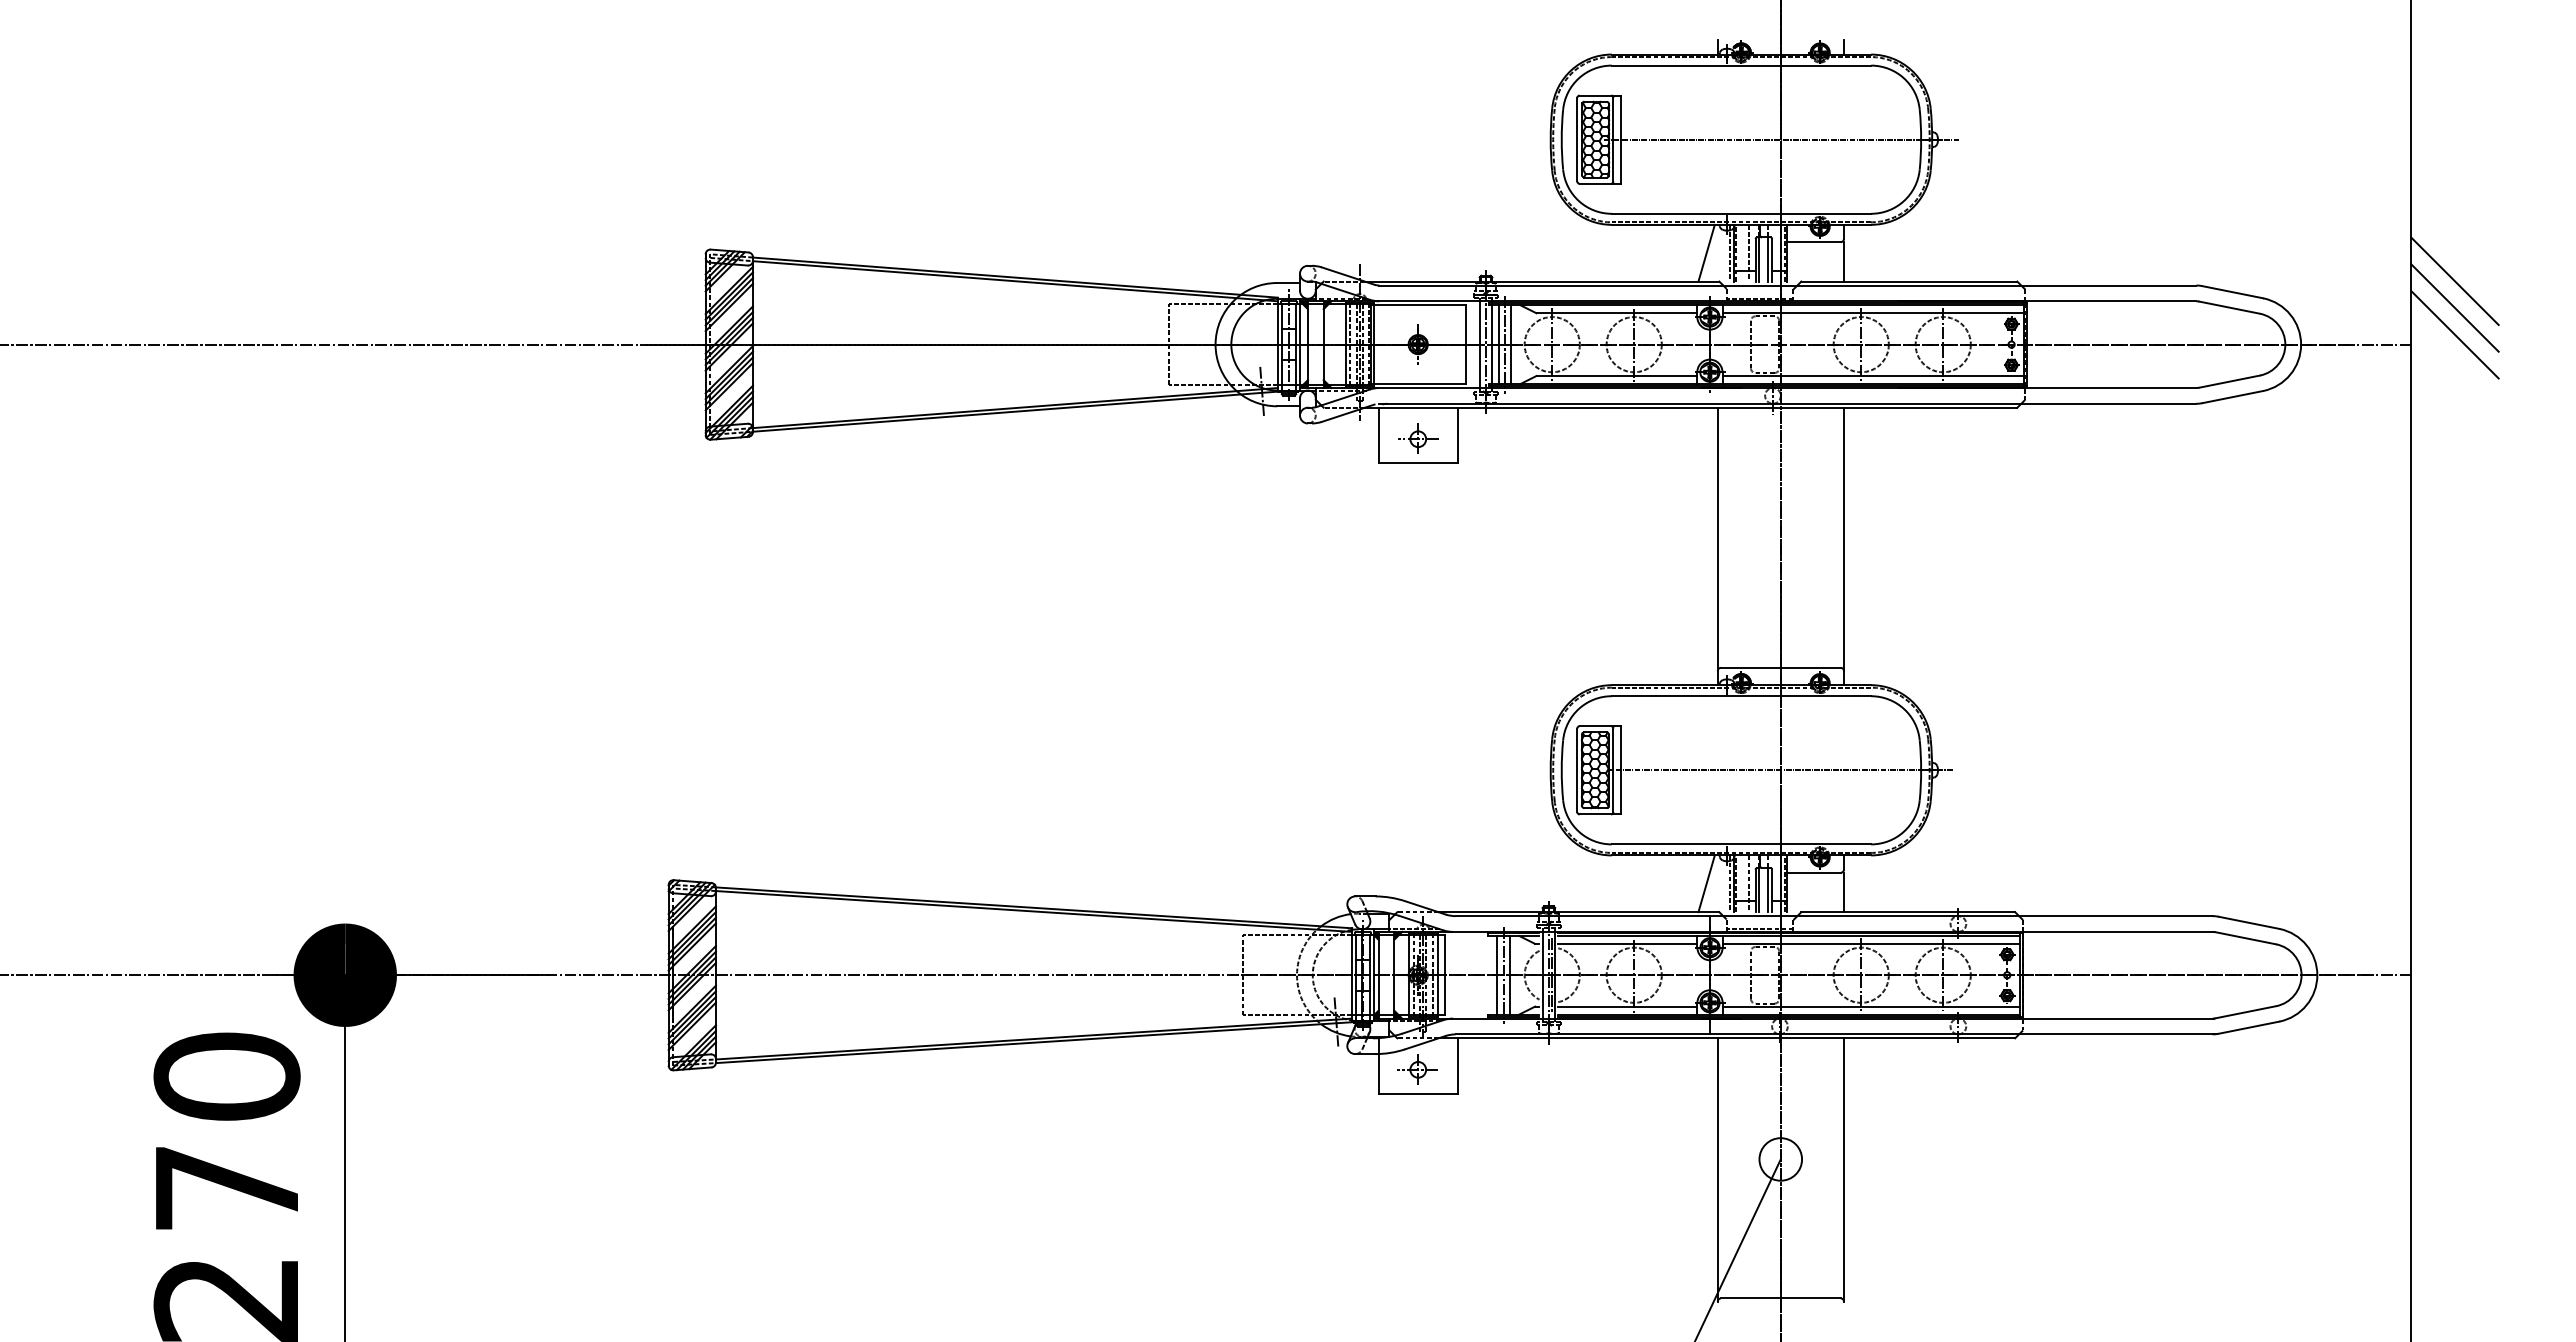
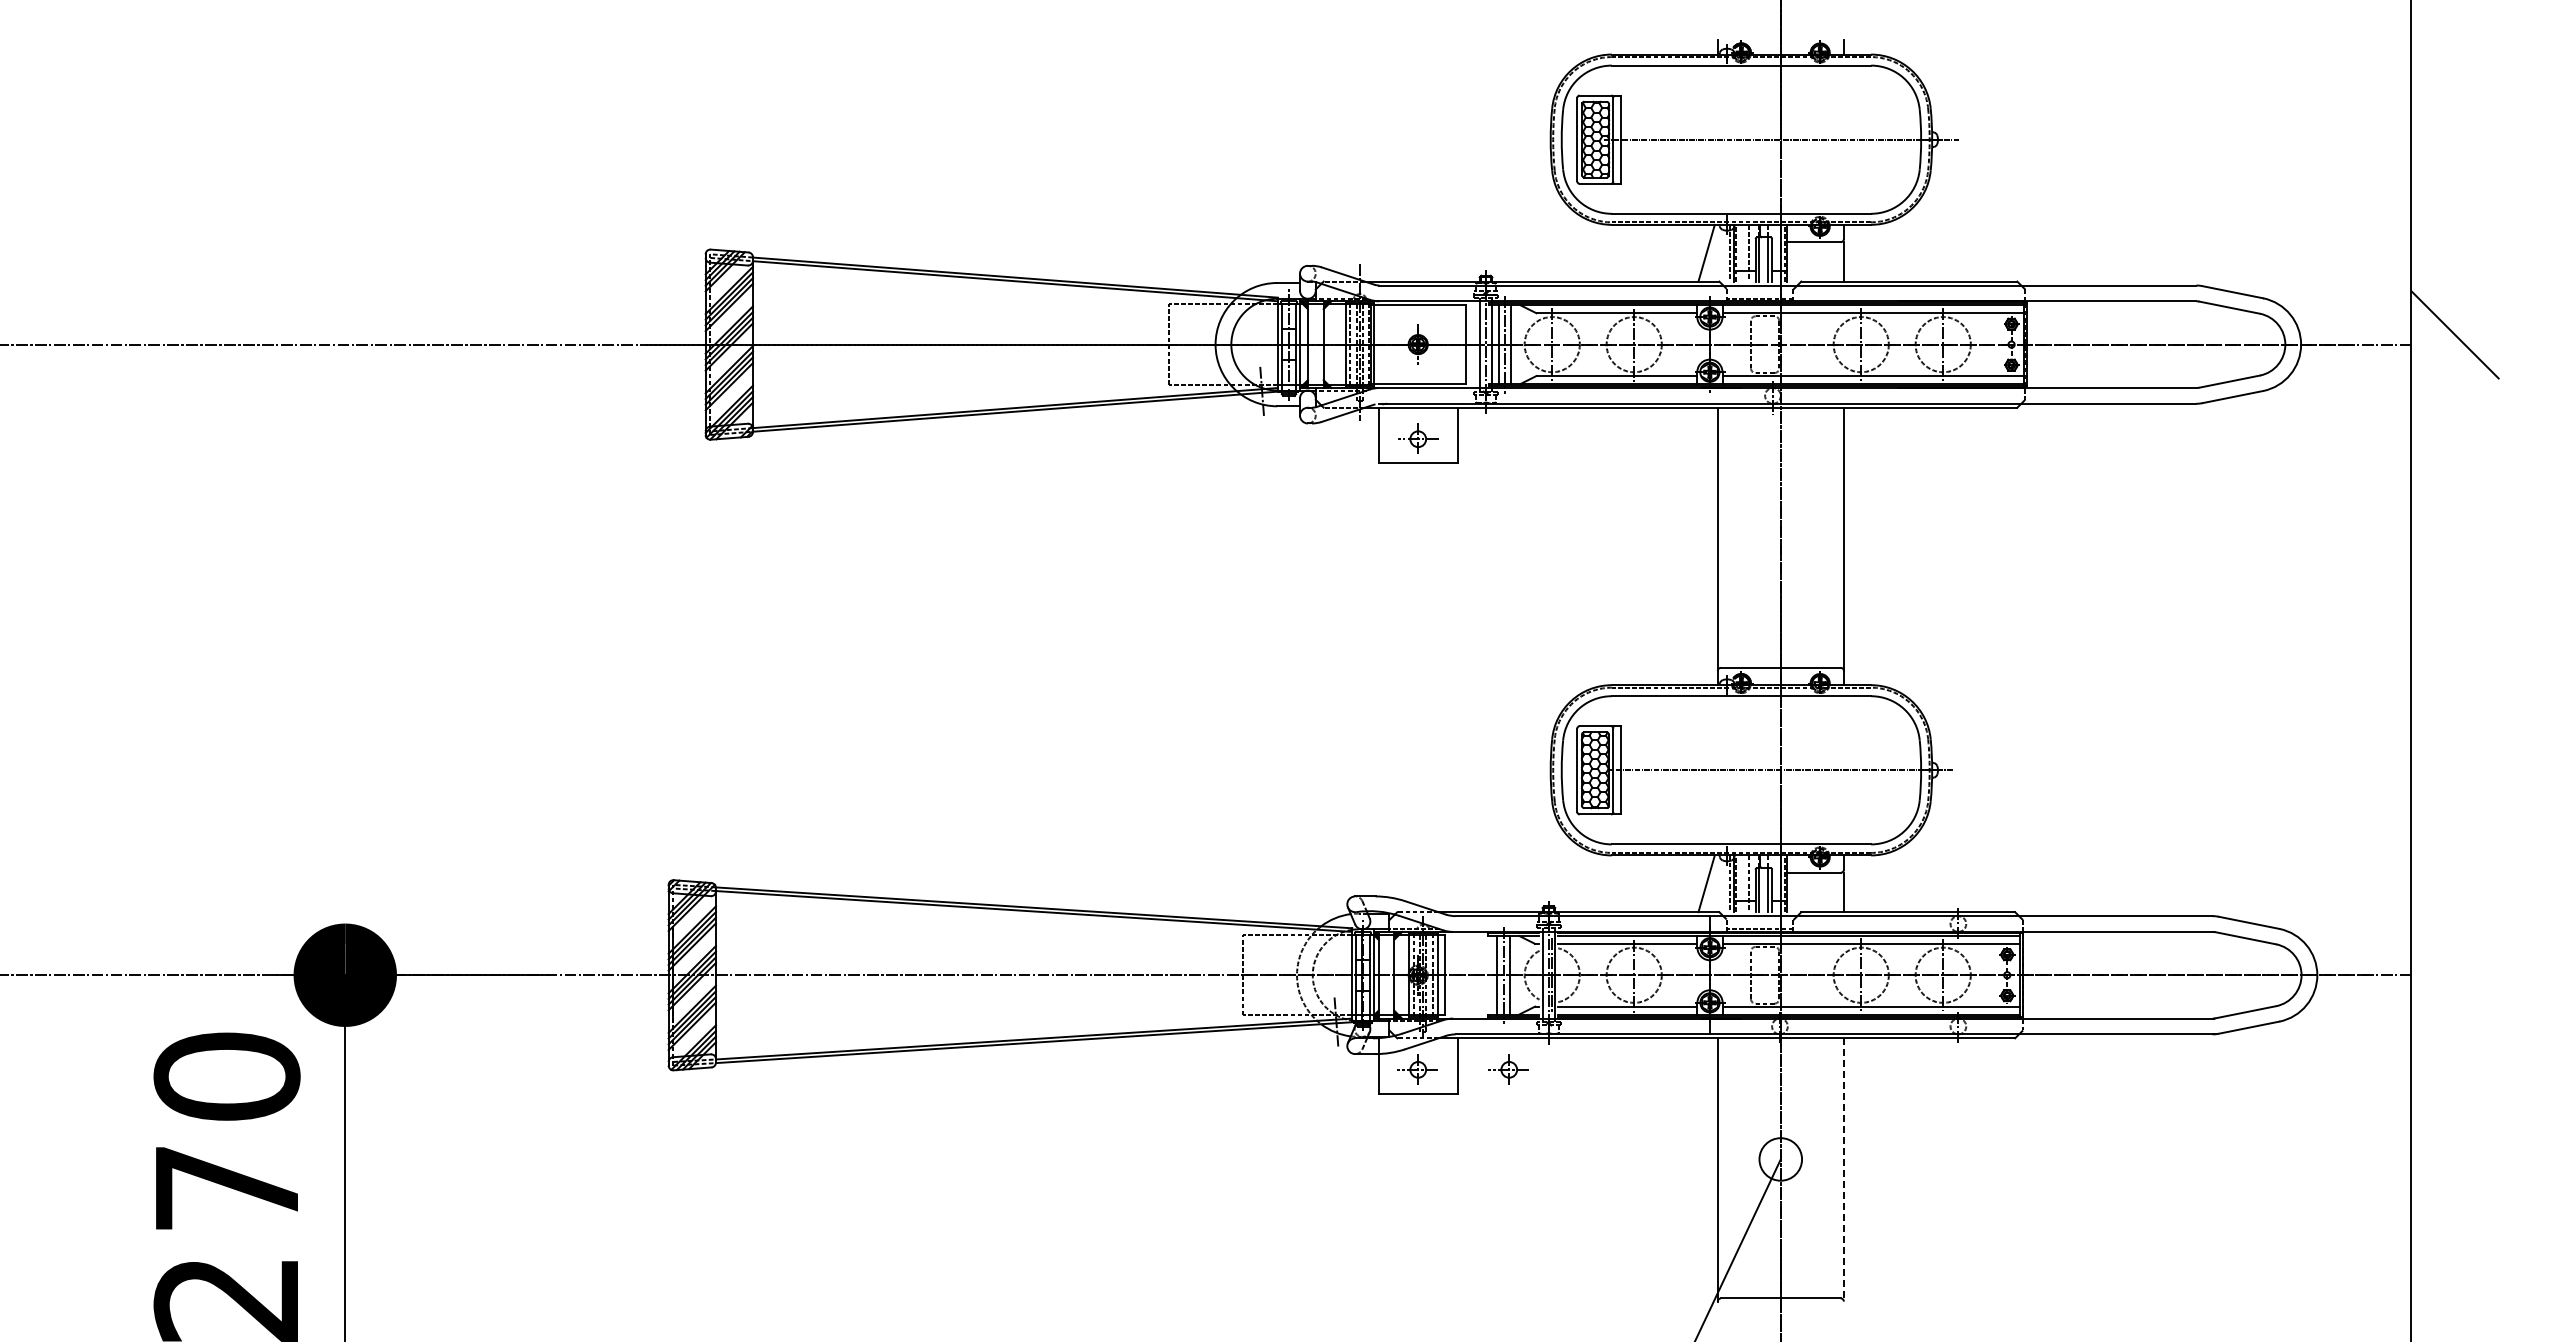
line: present -> none (2454, 281)
line: present -> none (2454, 307)
part: none -> present (1508, 1069)
line: solid -> dashed (1843, 1169)
